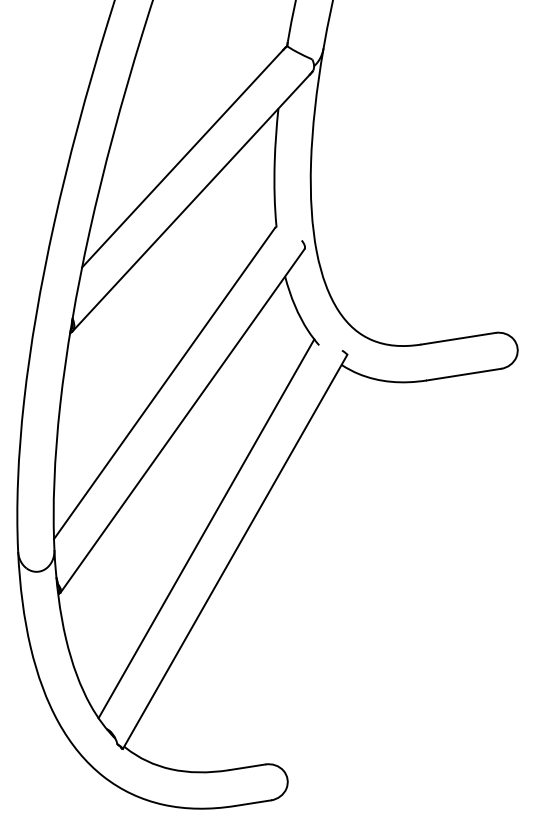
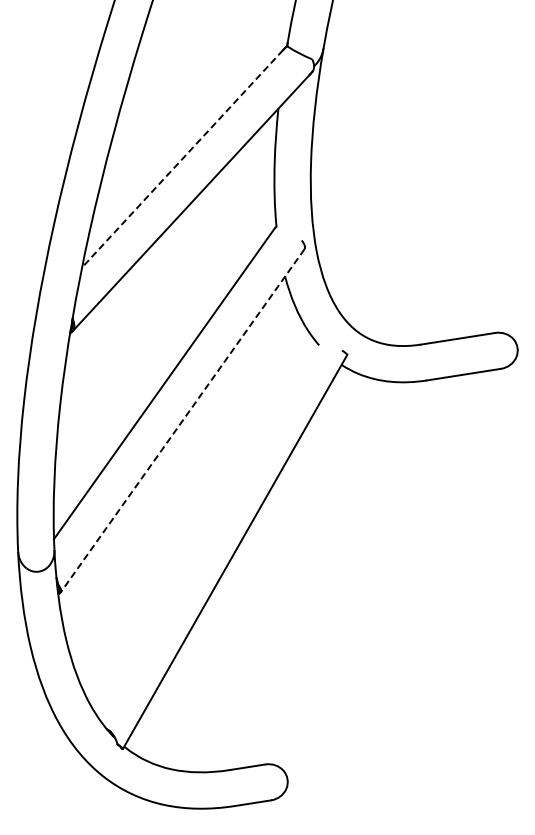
line: solid -> dashed (182, 159)
line: solid -> dashed (182, 420)
line: present -> none (206, 528)
